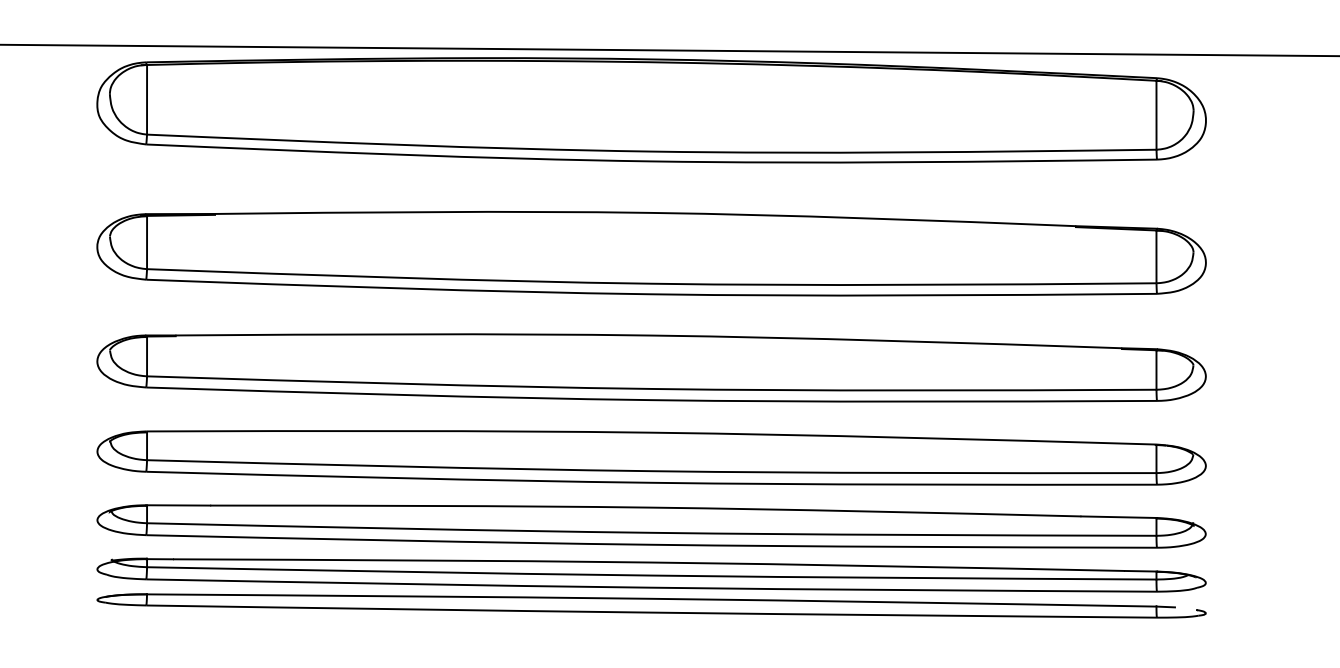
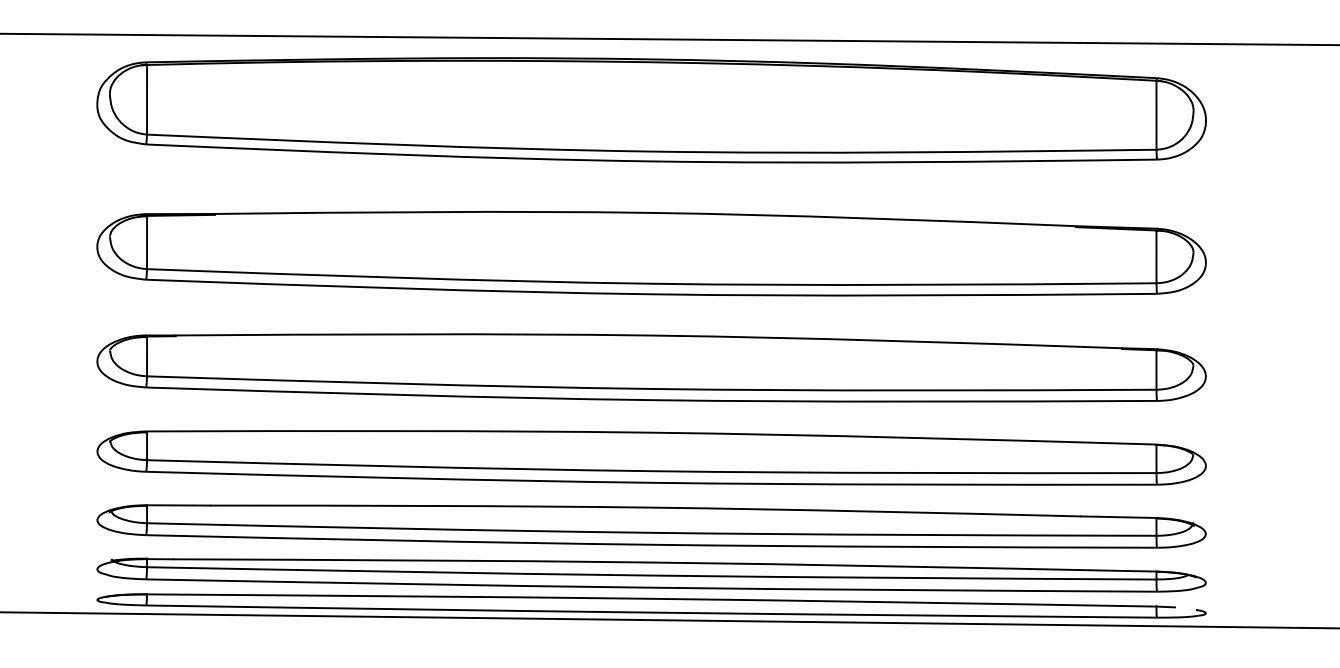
line position: (669, 50) -> (669, 39) (669, 39)
line: none -> present (669, 620)
